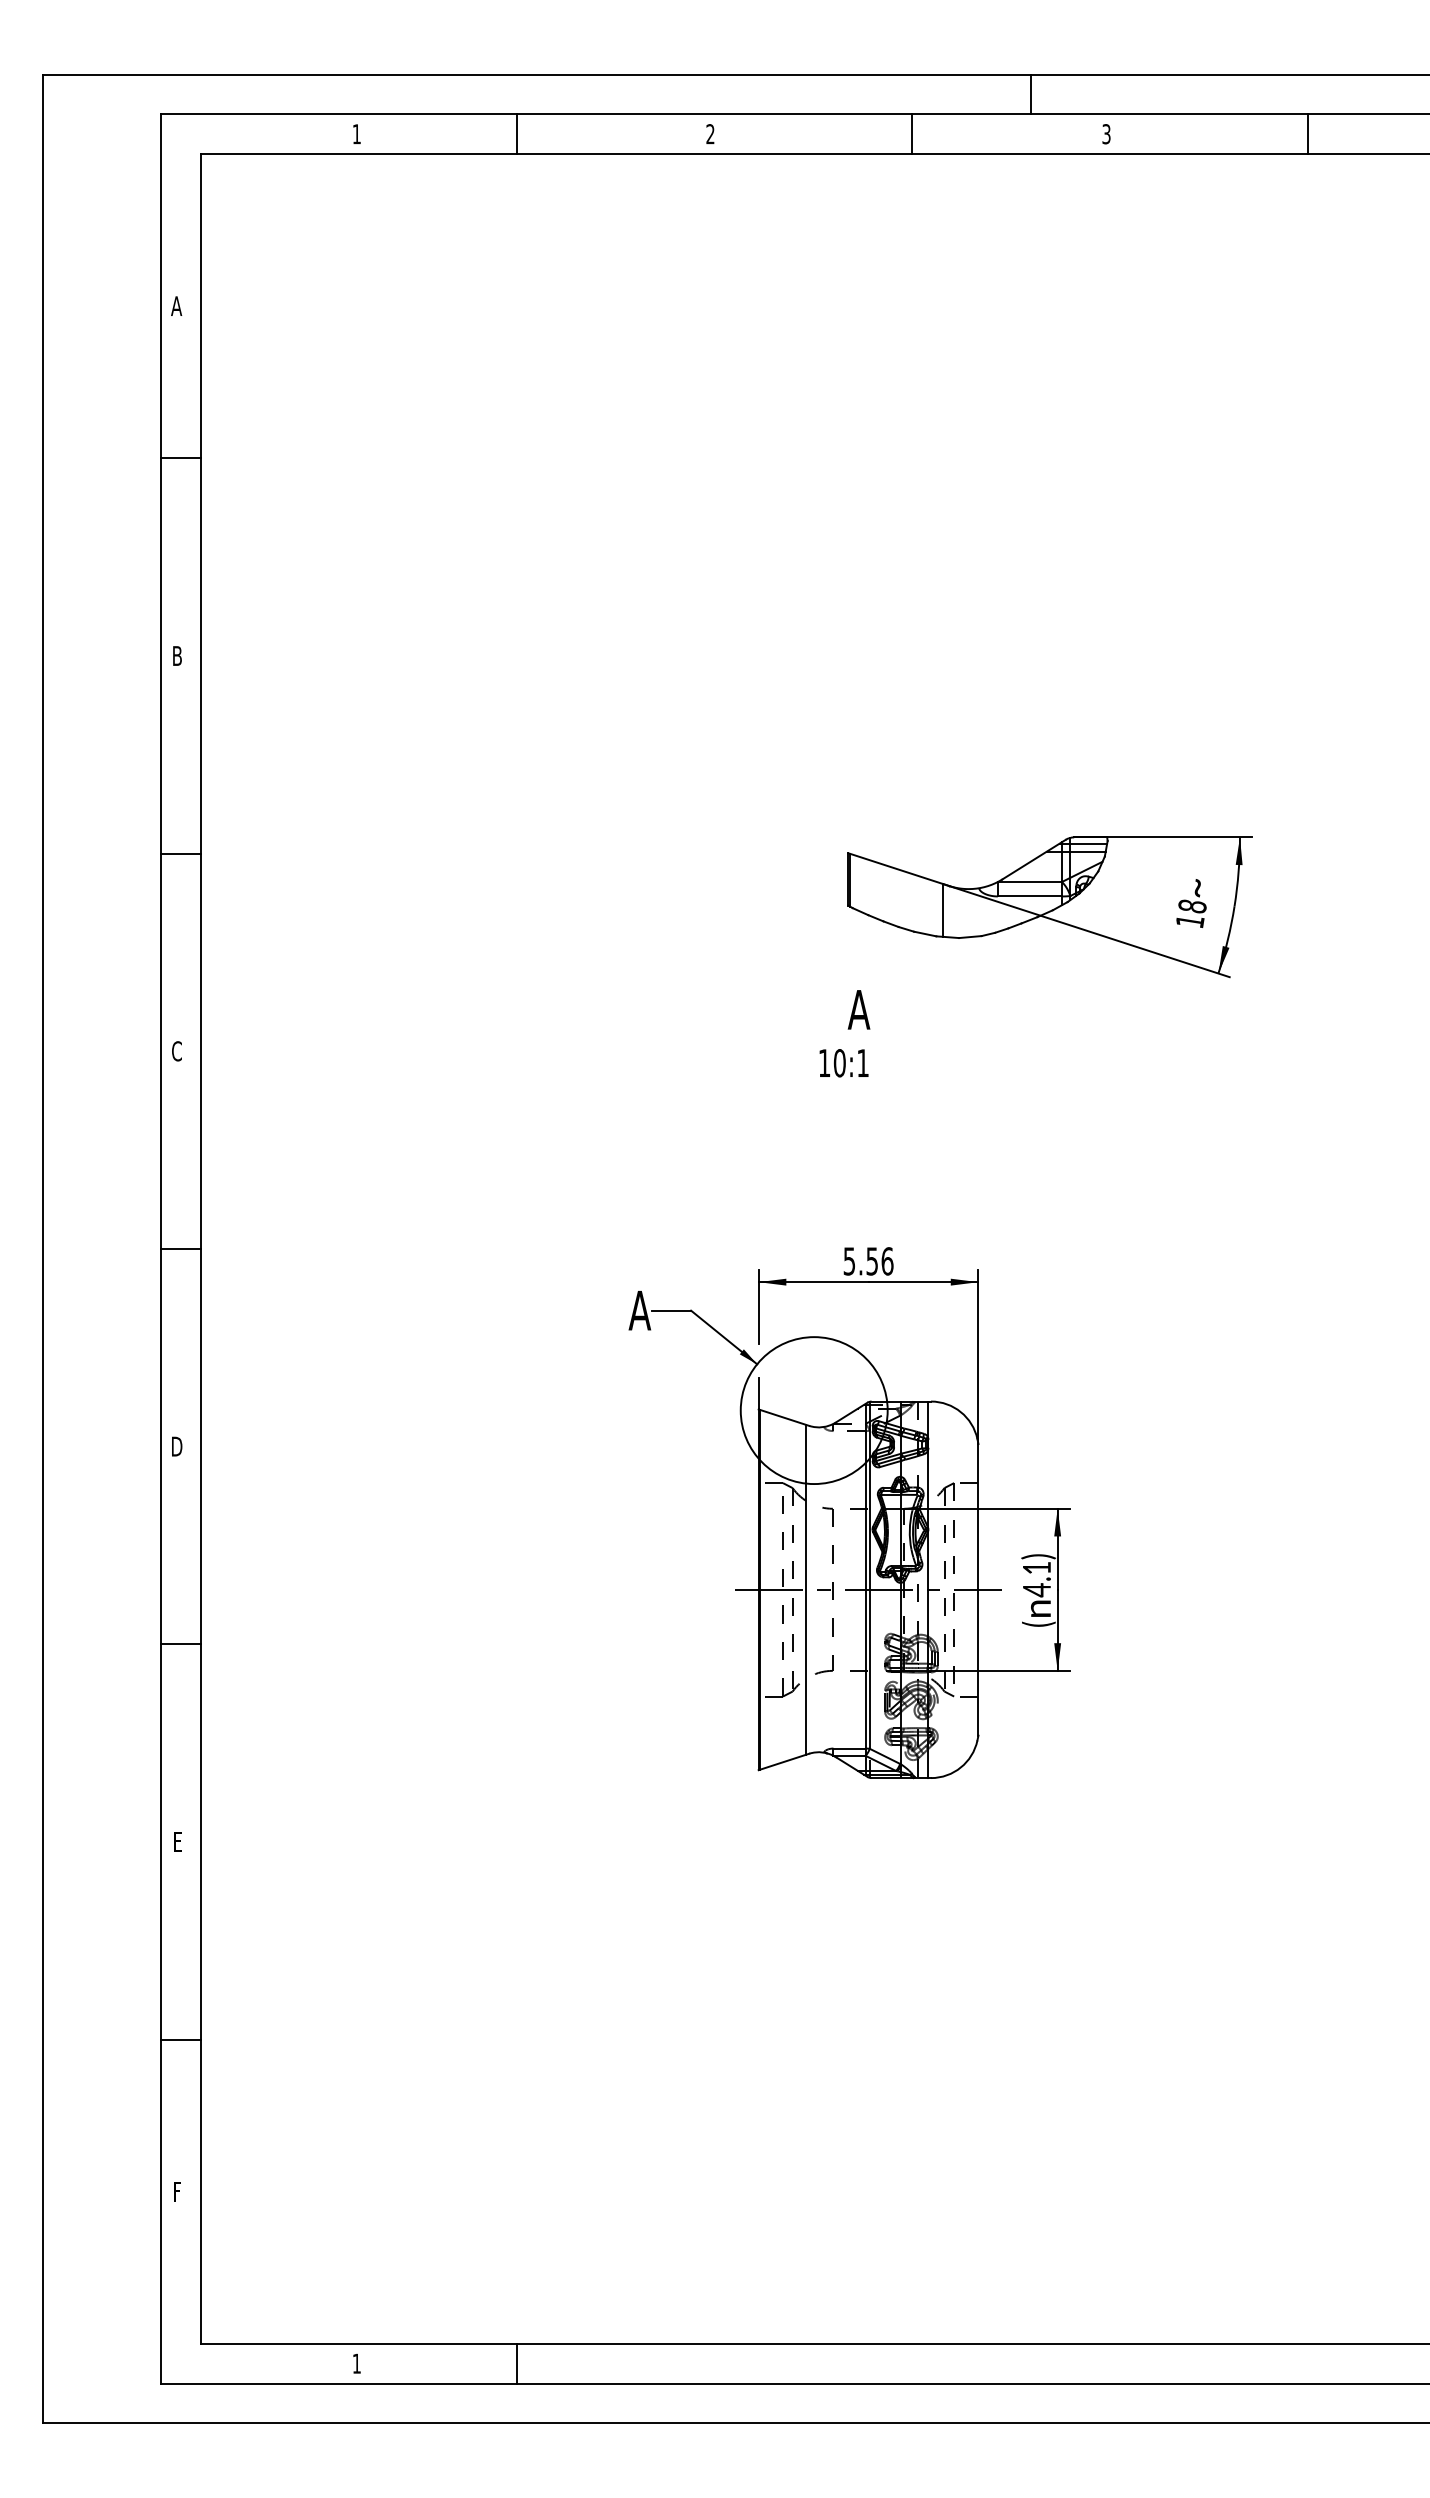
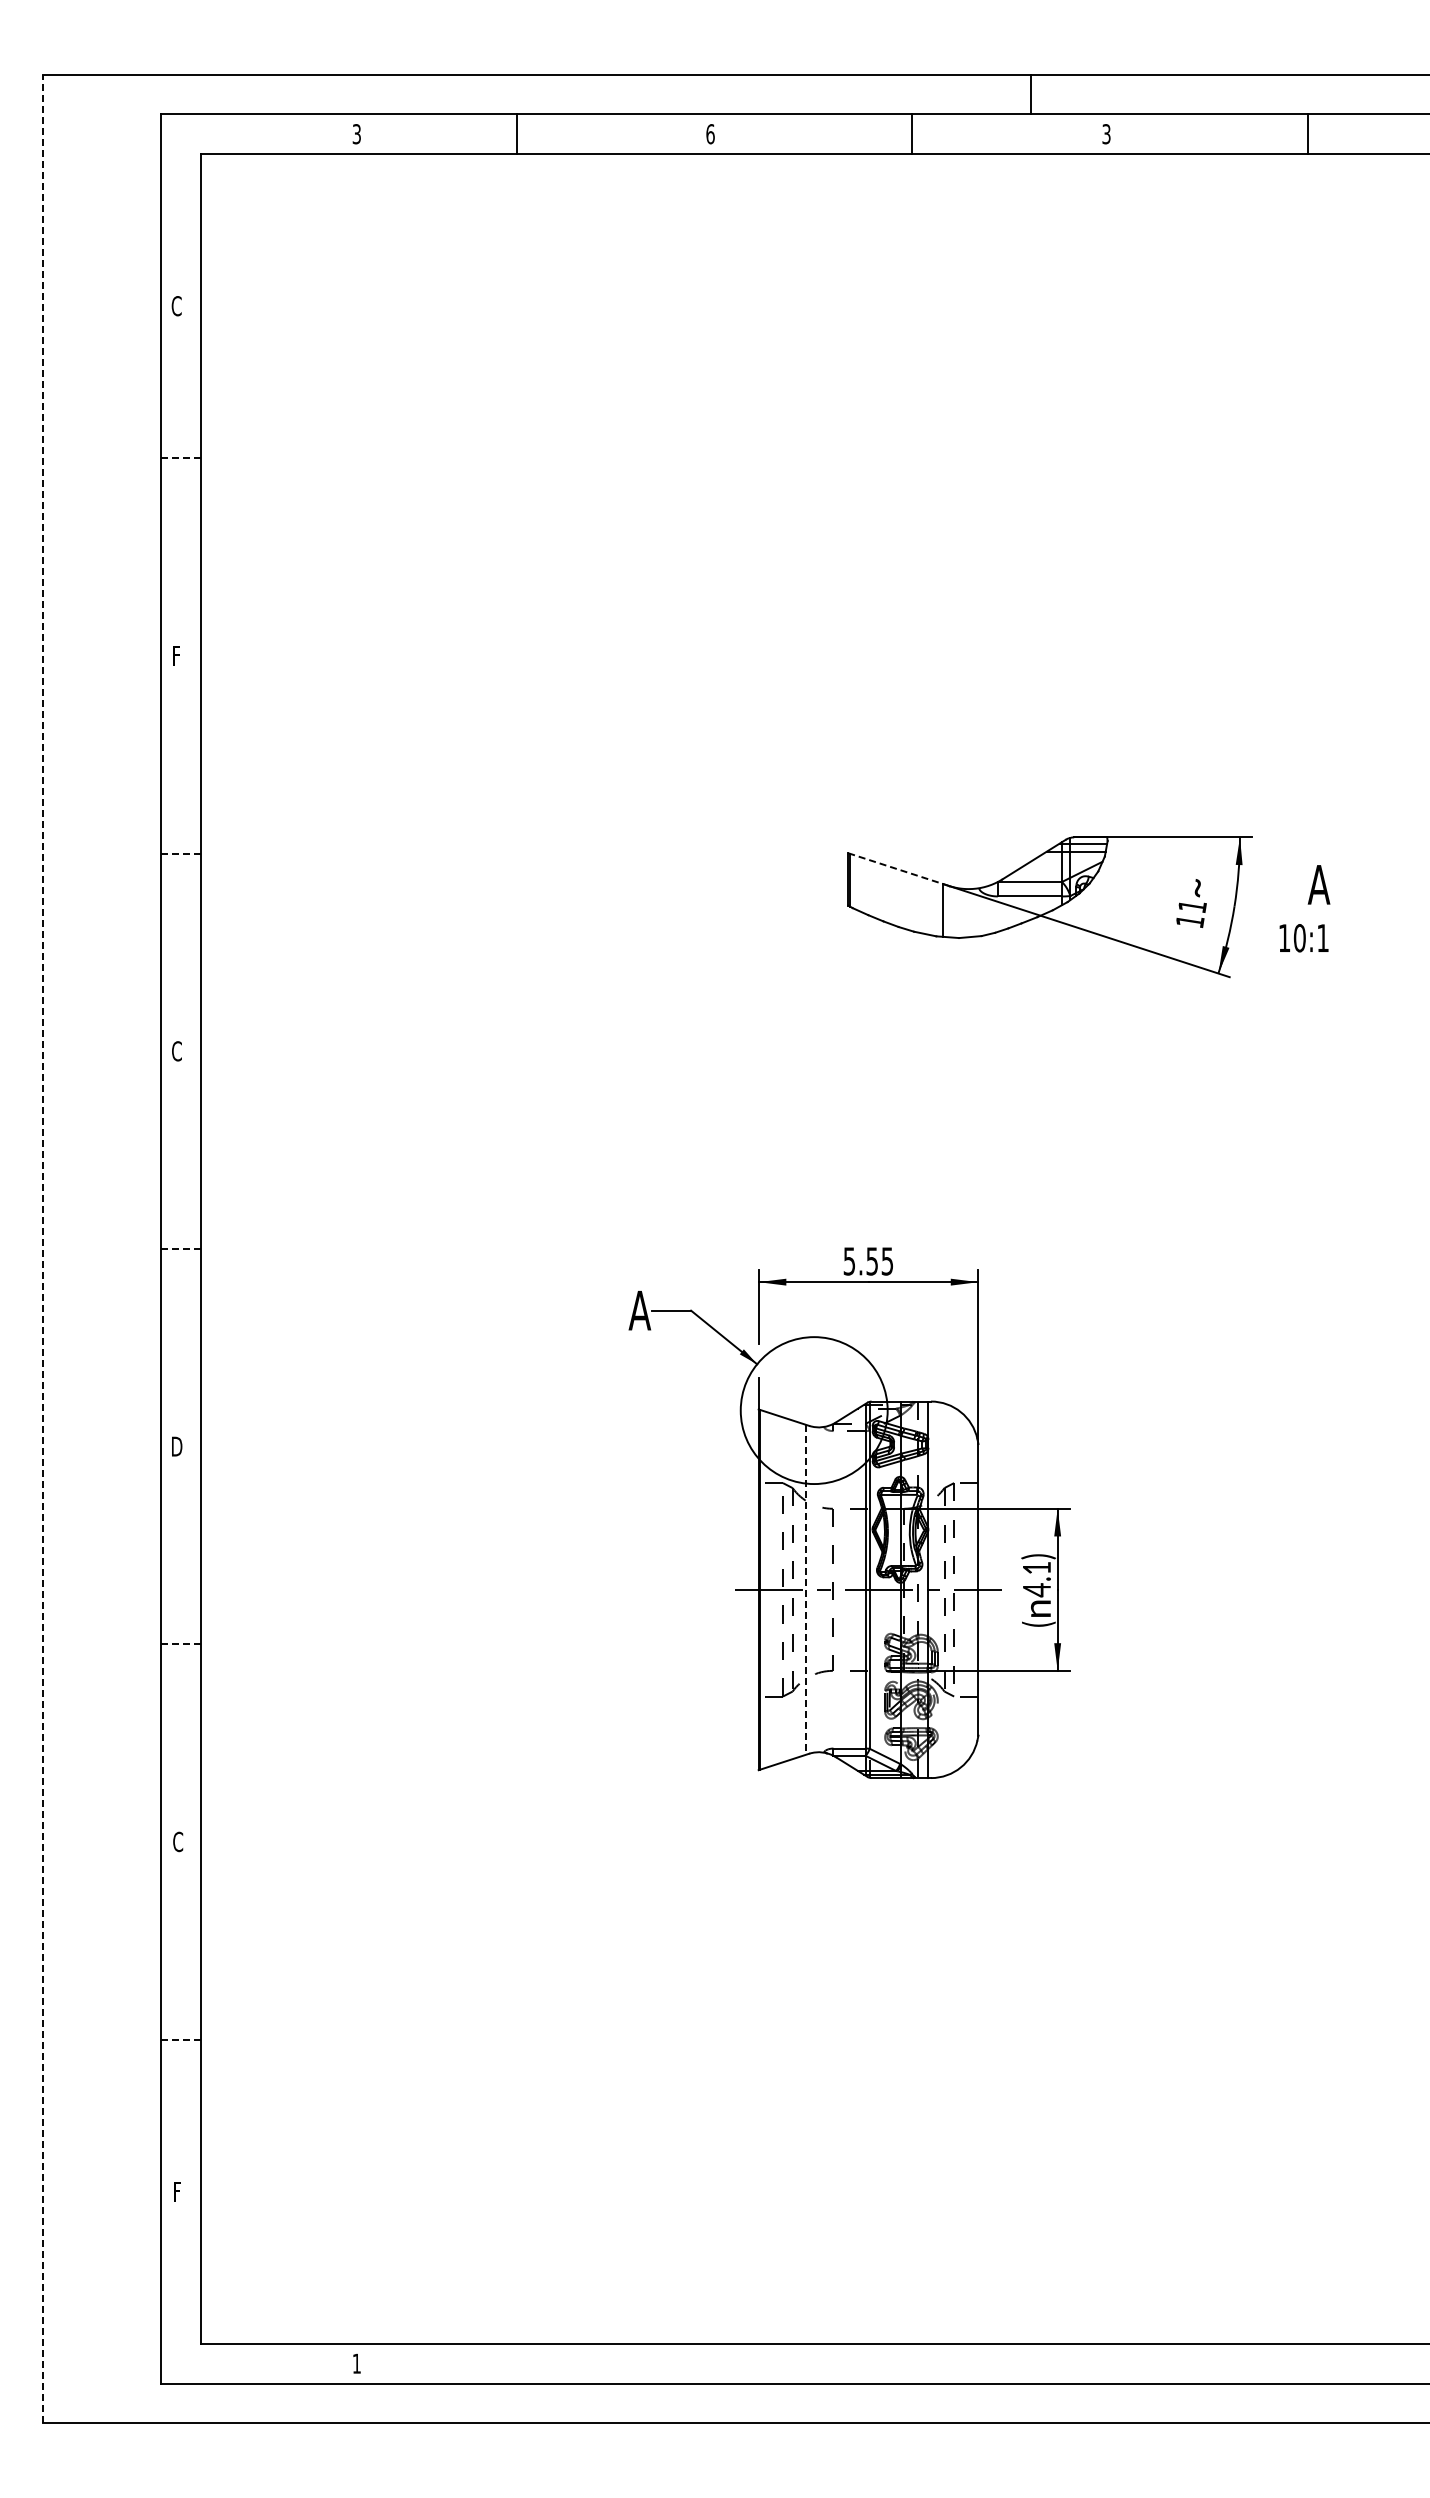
text: 1 -> 3 (356, 134)
text: 2 -> 6 (710, 134)
text: A -> C (176, 306)
line: solid -> dashed (181, 458)
text: B -> F (177, 655)
line: solid -> dashed (181, 853)
line: solid -> dashed (899, 869)
text: 18 -> 11 (1192, 906)
text position: (844, 1033) -> (1304, 908) (1304, 908)
line: solid -> dashed (42, 1248)
line: solid -> dashed (181, 1249)
text: 5.56 -> 5.55 (887, 1261)
line: solid -> dashed (806, 1589)
line: solid -> dashed (181, 1644)
text: E -> C (178, 1841)
line: solid -> dashed (181, 2039)
line: present -> none (517, 2363)
